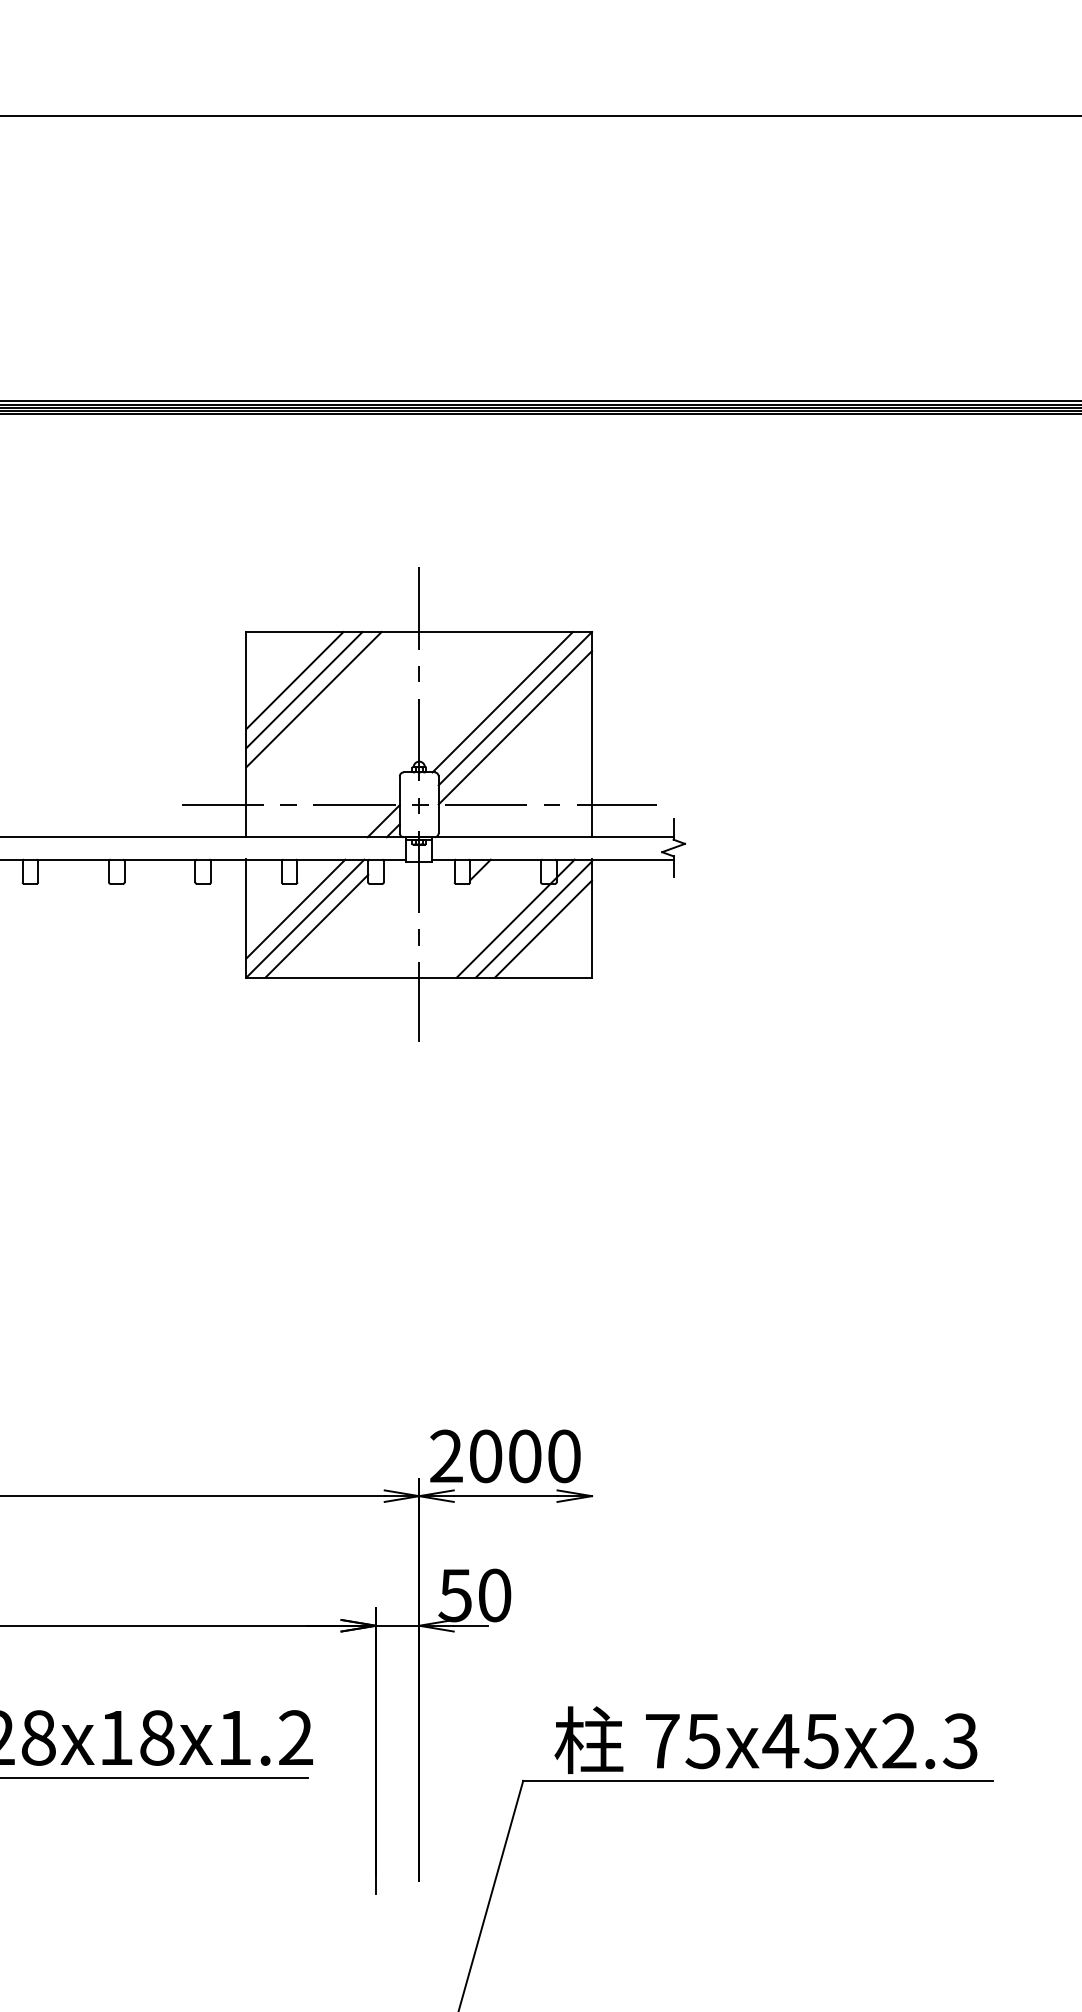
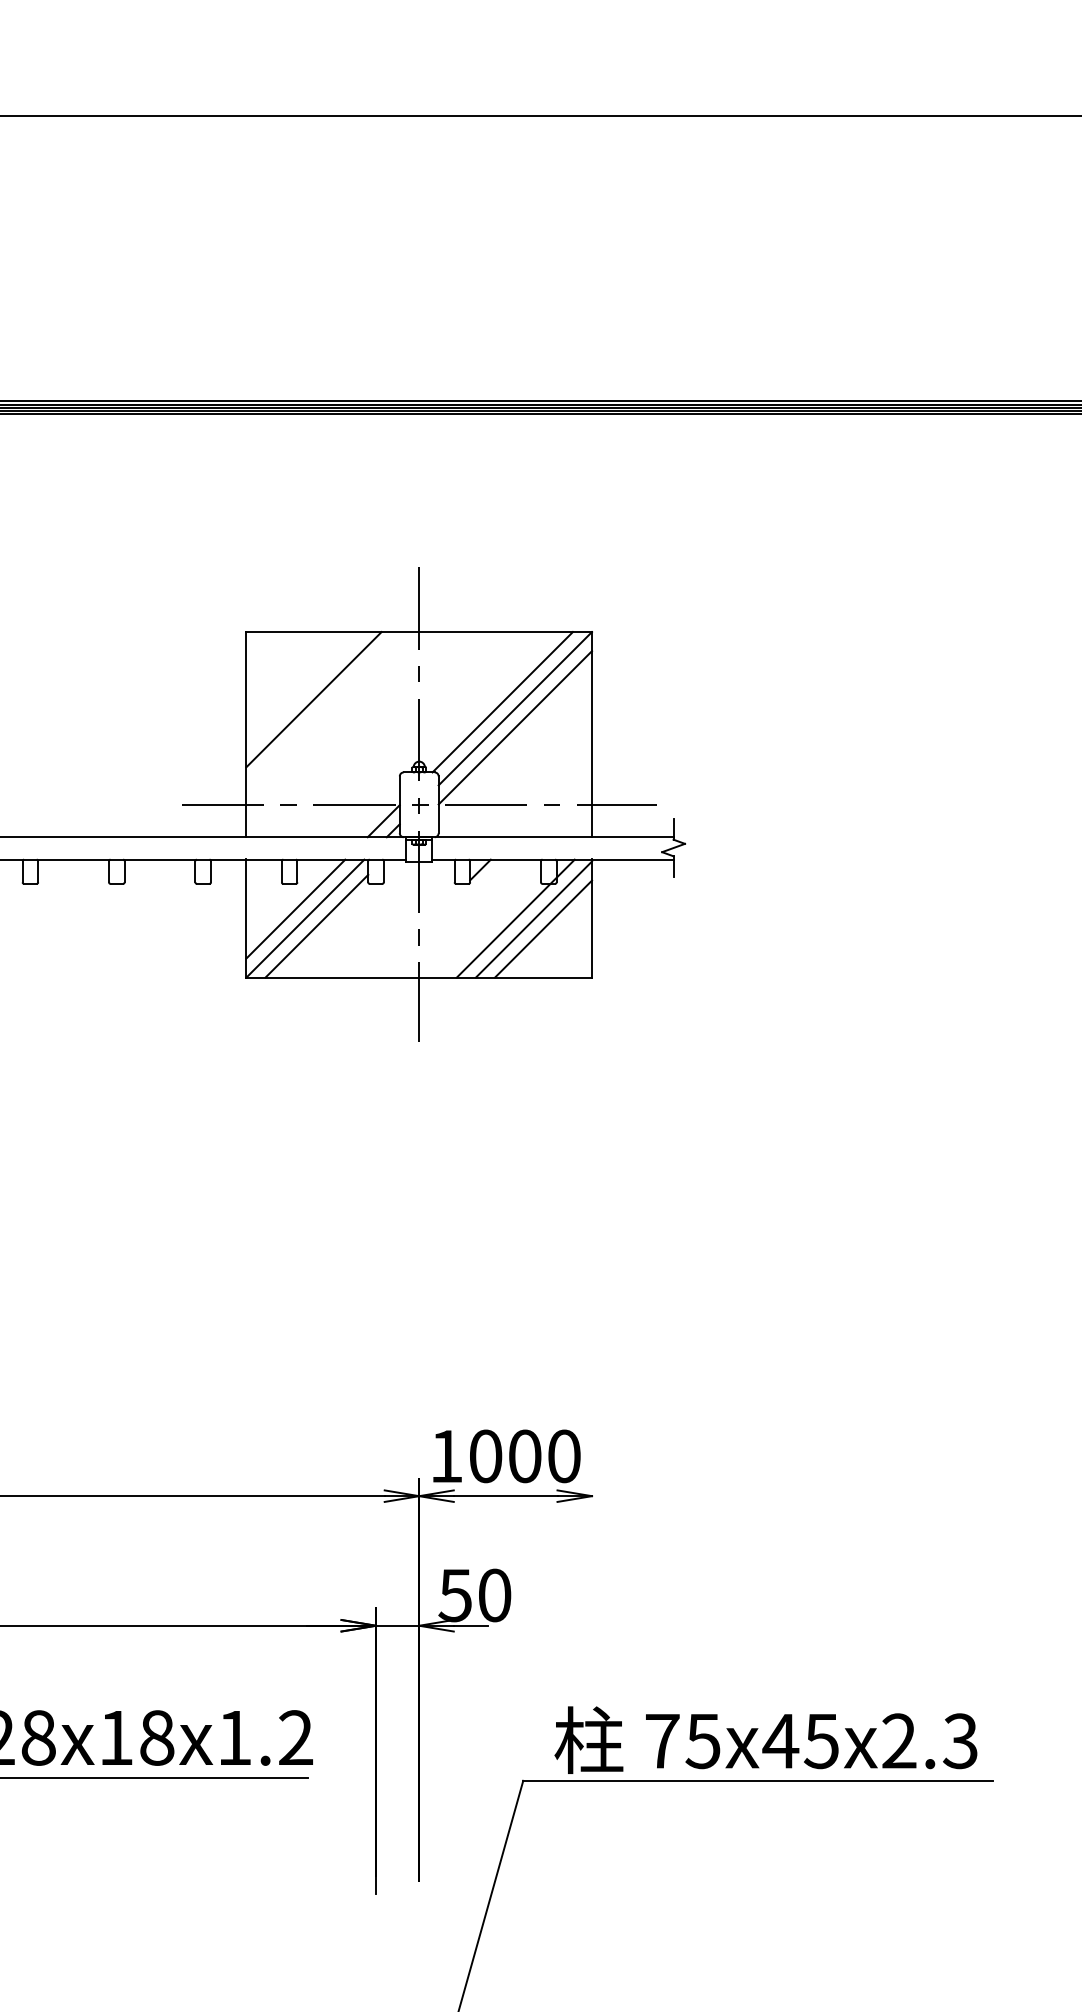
line: present -> none (294, 680)
line: present -> none (304, 690)
text: 2000 -> 1000 (446, 1455)
